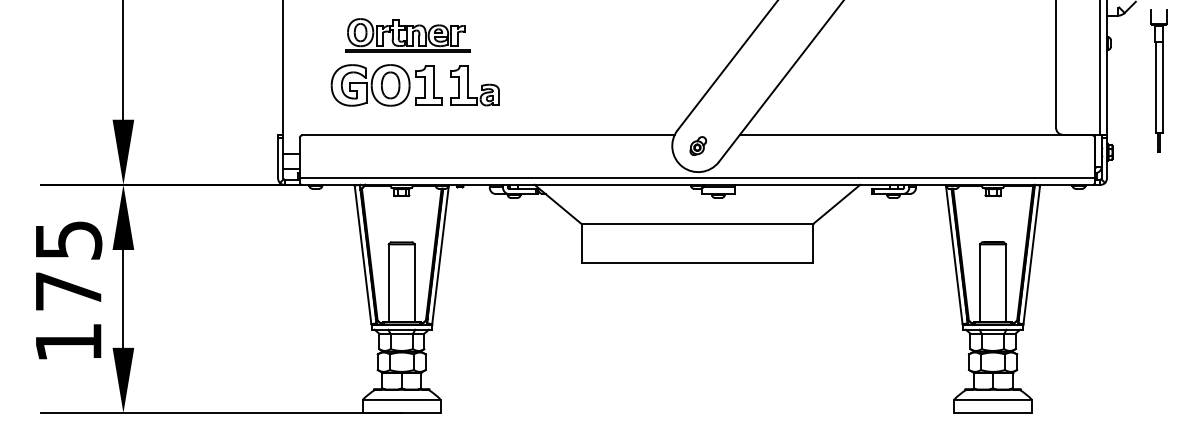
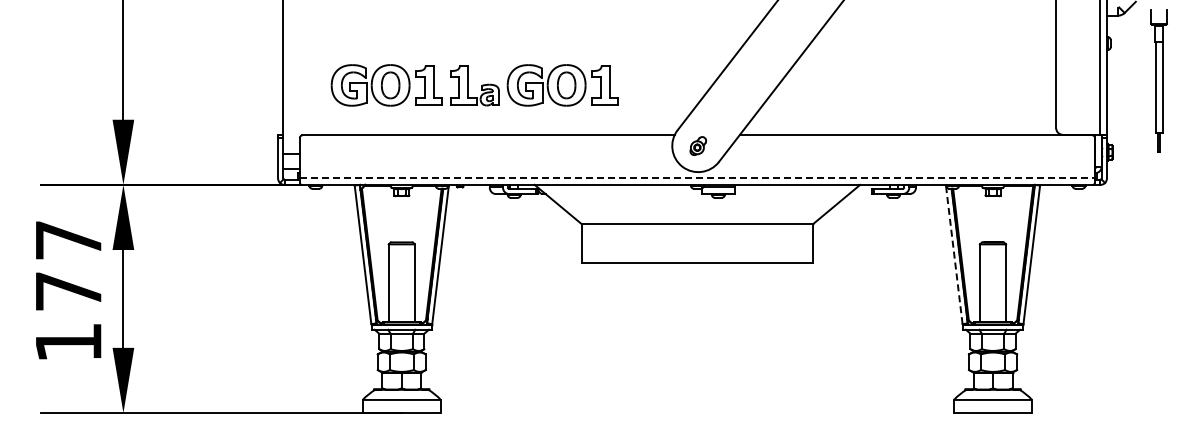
part: present -> none (407, 35)
part: none -> present (562, 85)
line: solid -> dashed (697, 178)
text: 175 -> 177 (69, 240)
line: solid -> dashed (954, 254)
